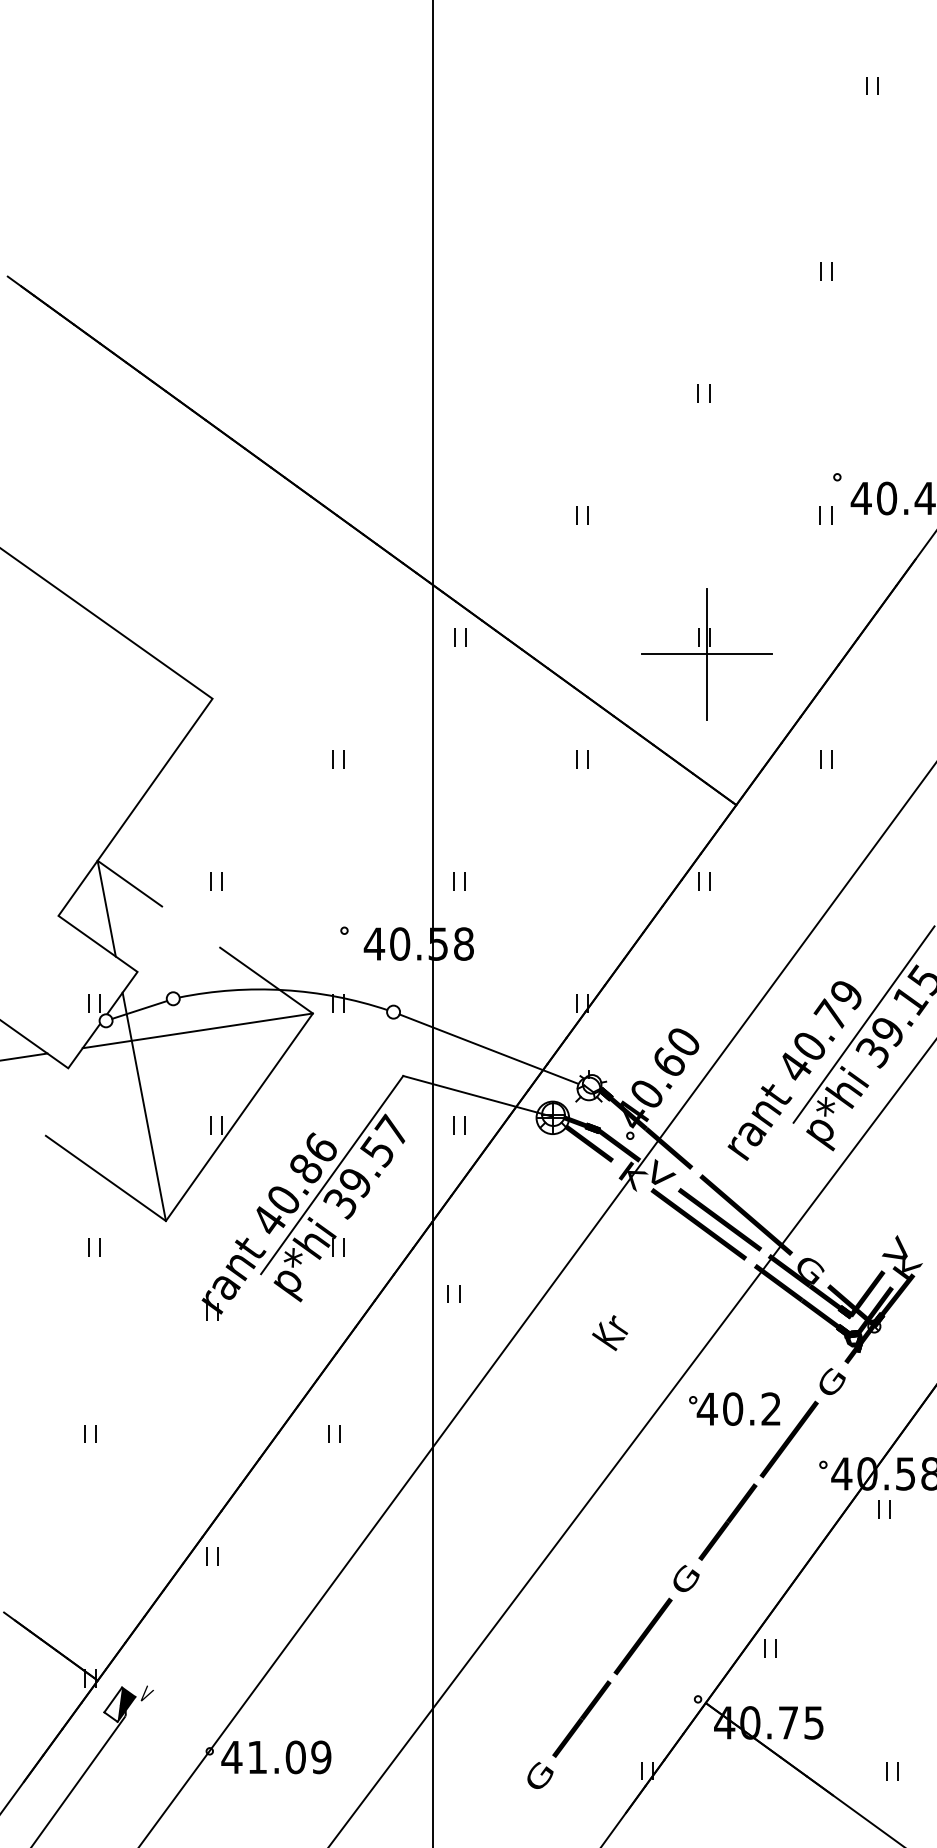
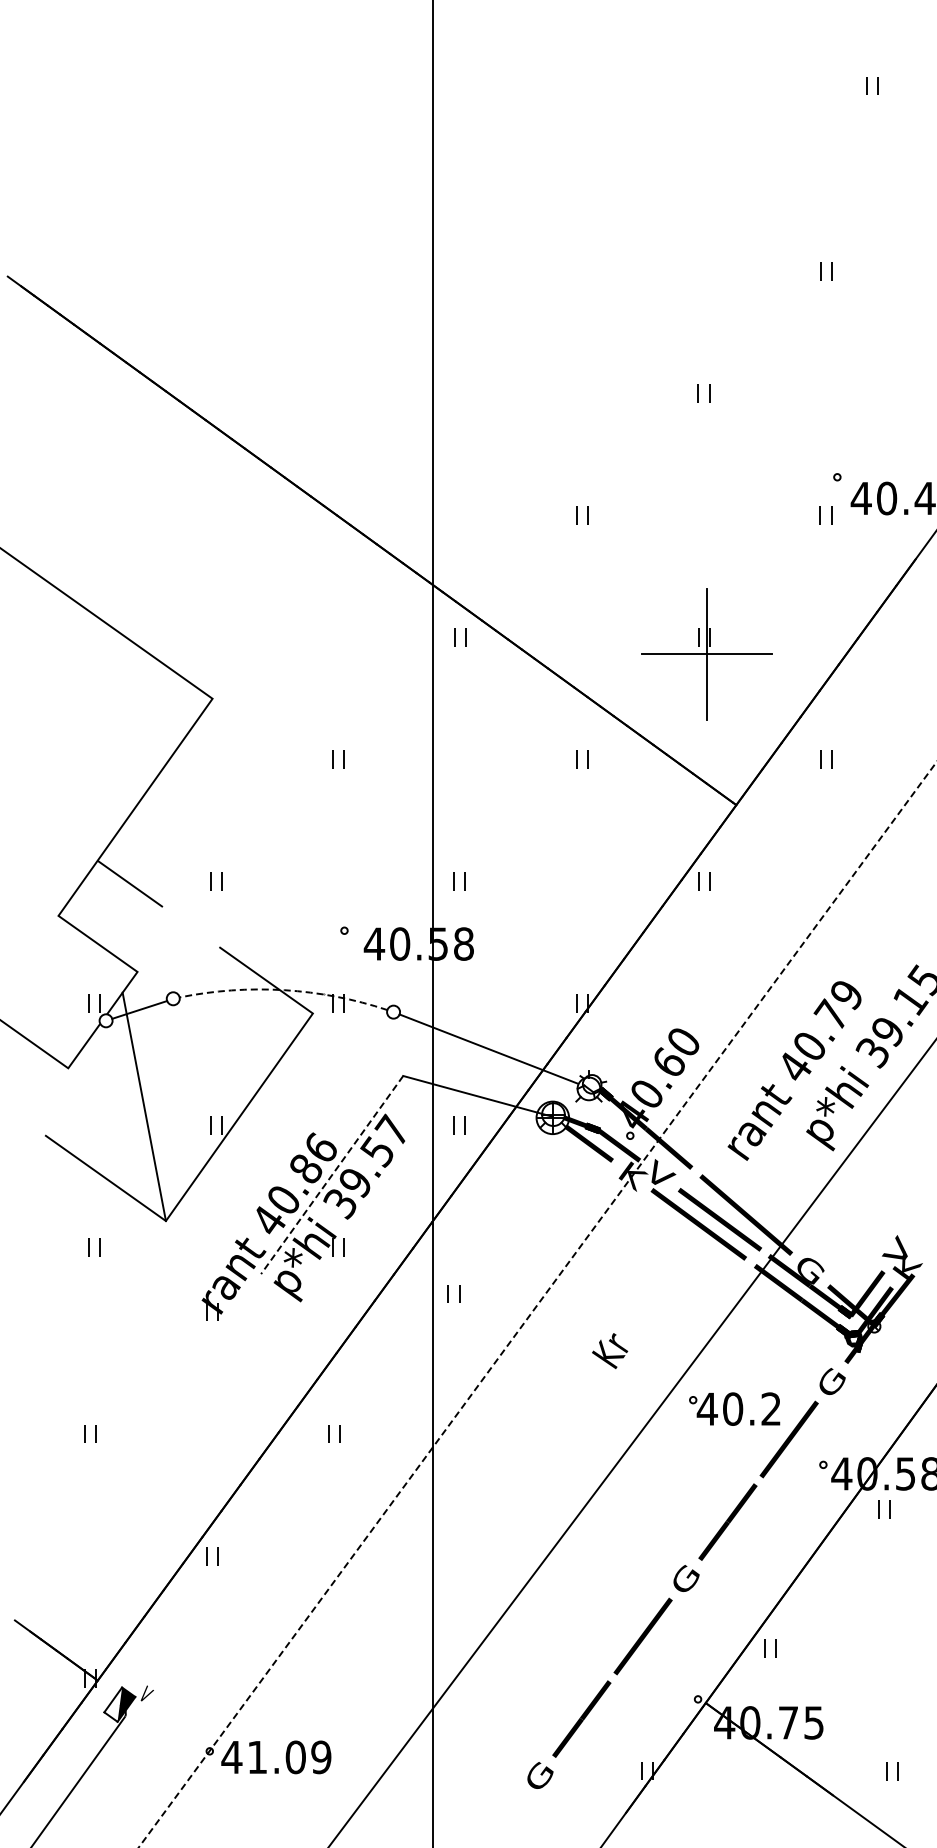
line: present -> none (106, 908)
arc: solid -> dashed (284, 990)
line: present -> none (863, 1024)
line: present -> none (197, 1030)
line: present -> none (24, 1056)
line: solid -> dashed (332, 1175)
line: solid -> dashed (537, 1304)
text position: (610, 1333) -> (610, 1351) (610, 1351)
line: present -> none (17, 1621)
